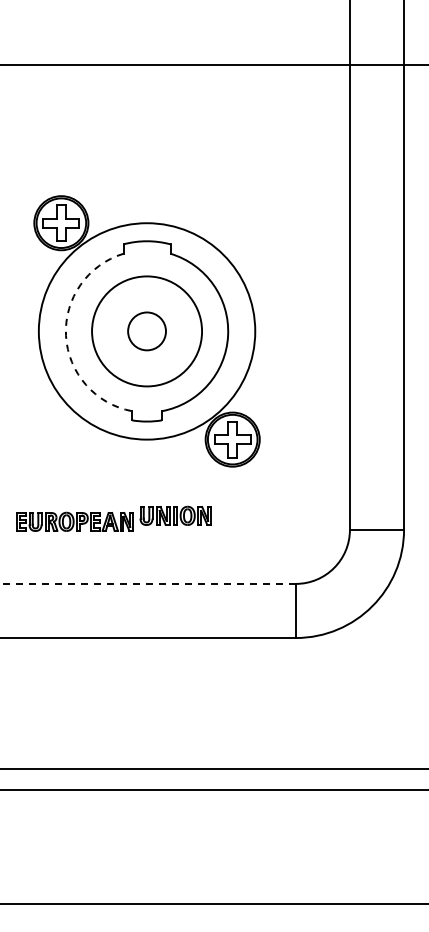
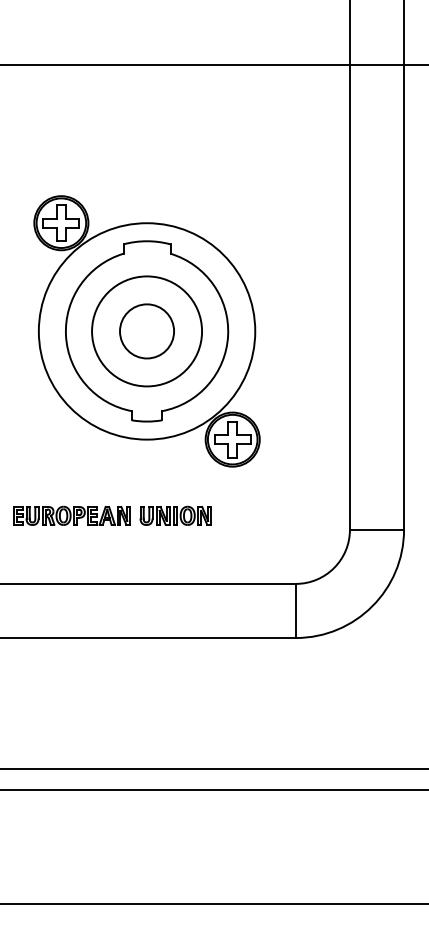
circle diameter: 38 px -> 54 px (147, 331)
arc: dashed -> solid (66, 335)
part position: (74, 521) -> (71, 515) (71, 515)
line: dashed -> solid (147, 583)
